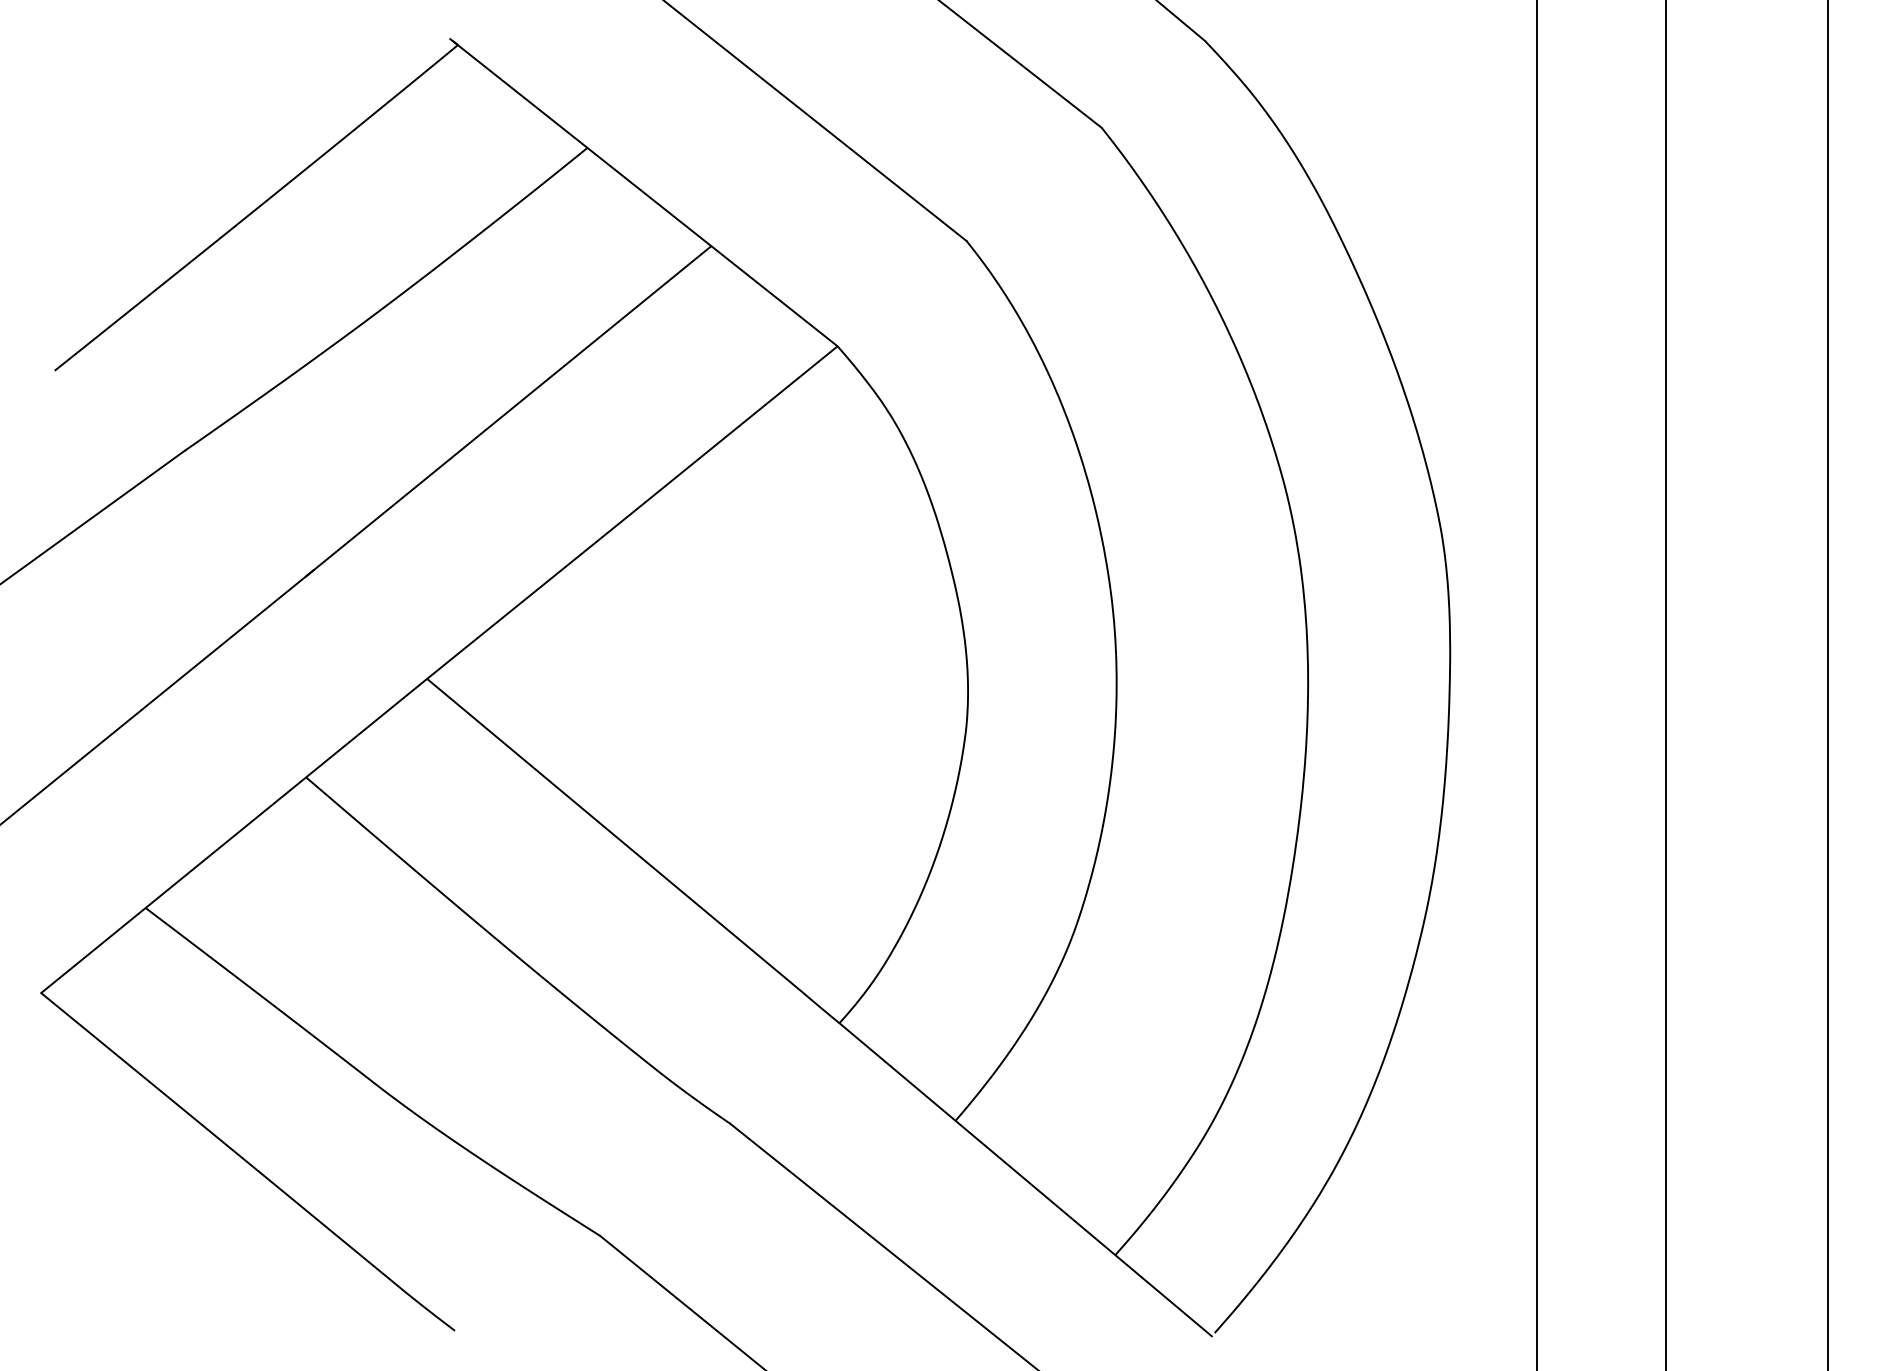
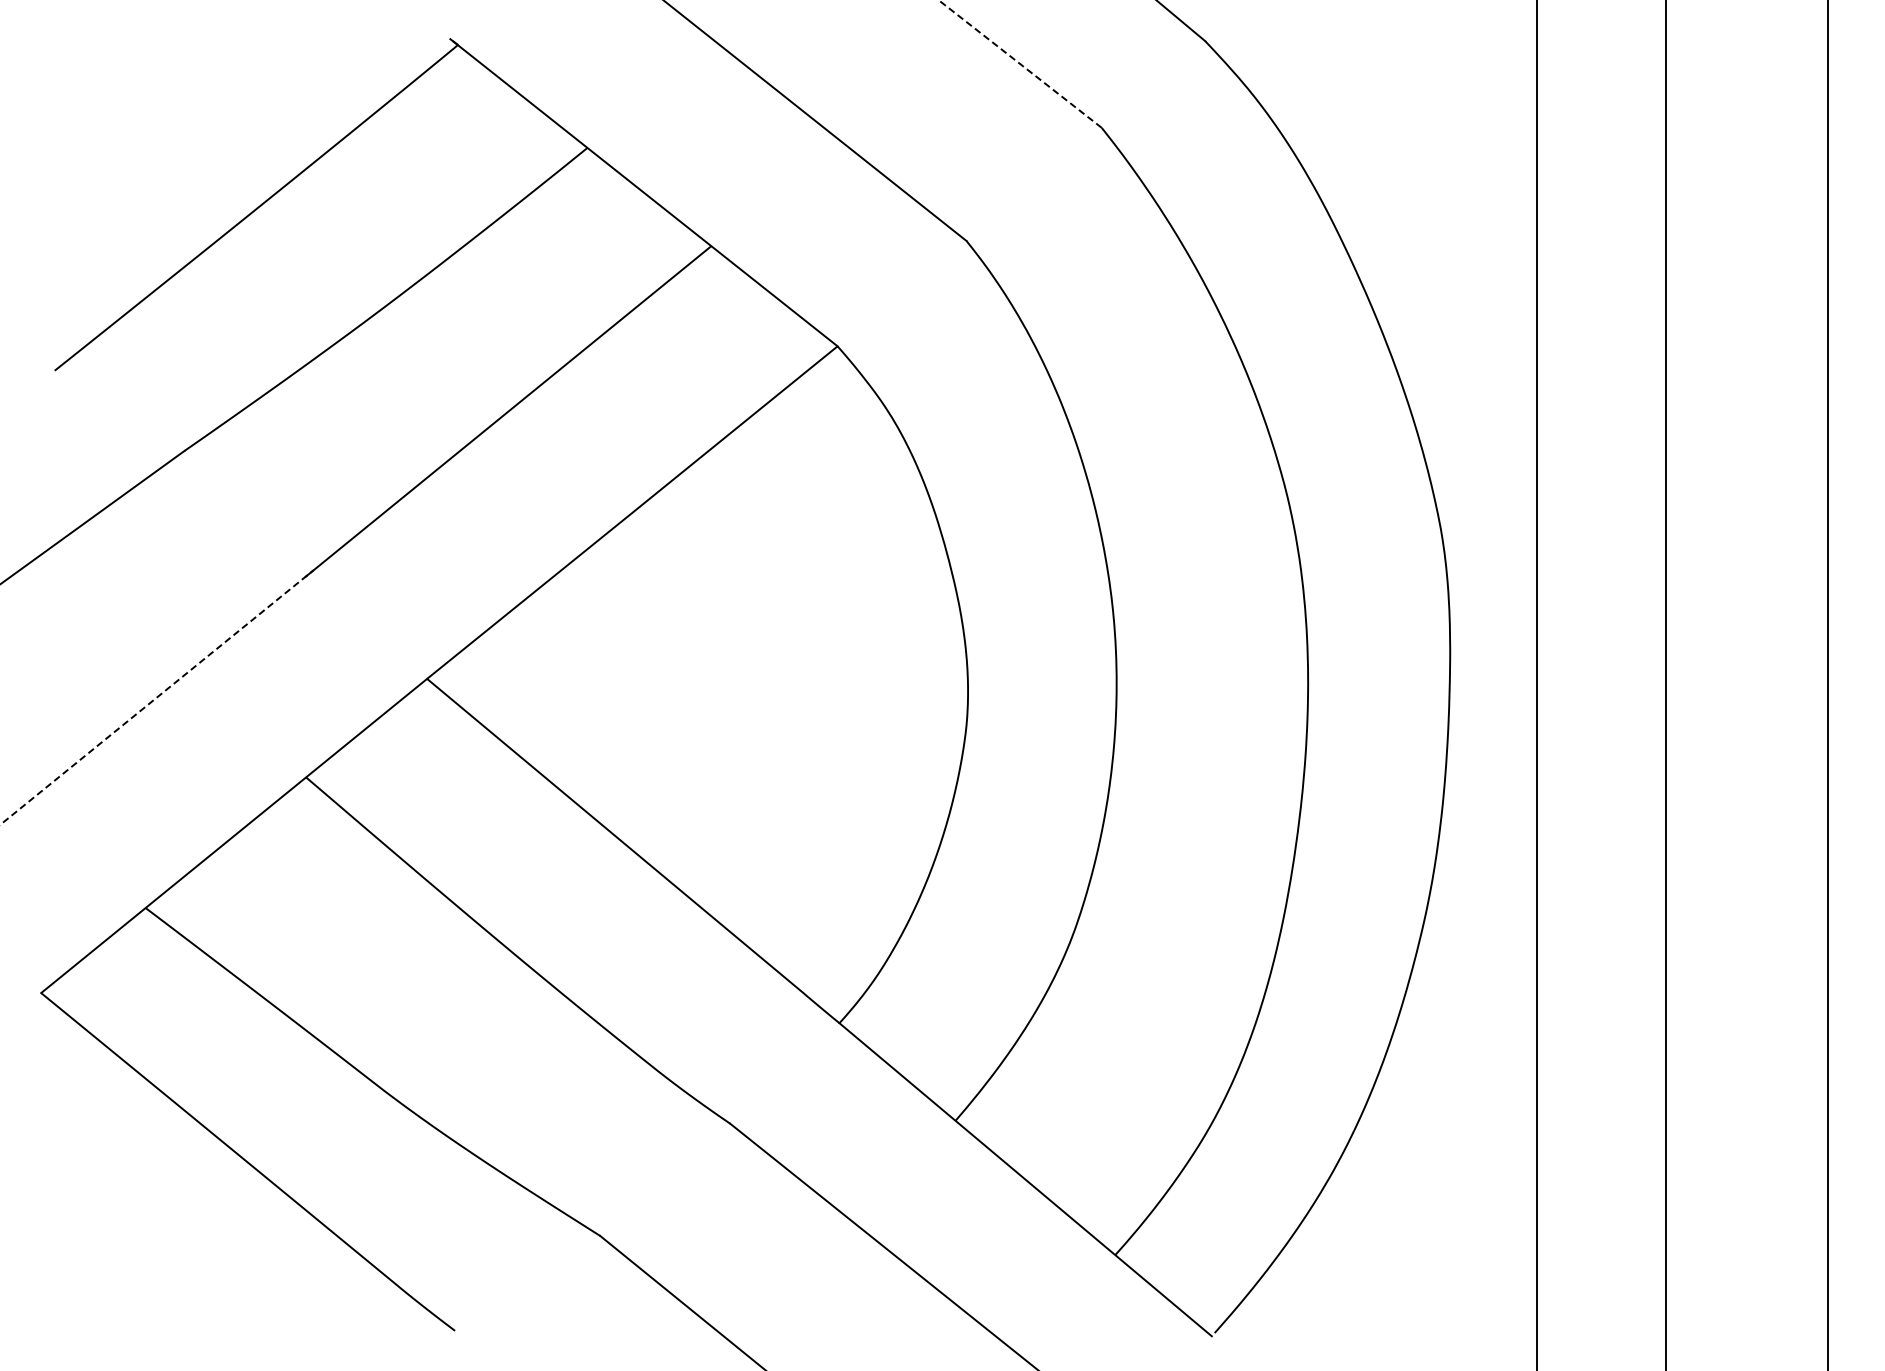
line: solid -> dashed (1019, 63)
line: solid -> dashed (157, 697)
